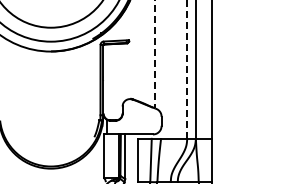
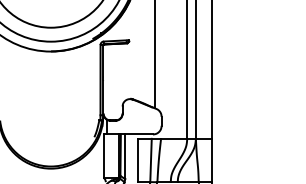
line: dashed -> solid (155, 54)
line: dashed -> solid (187, 69)
